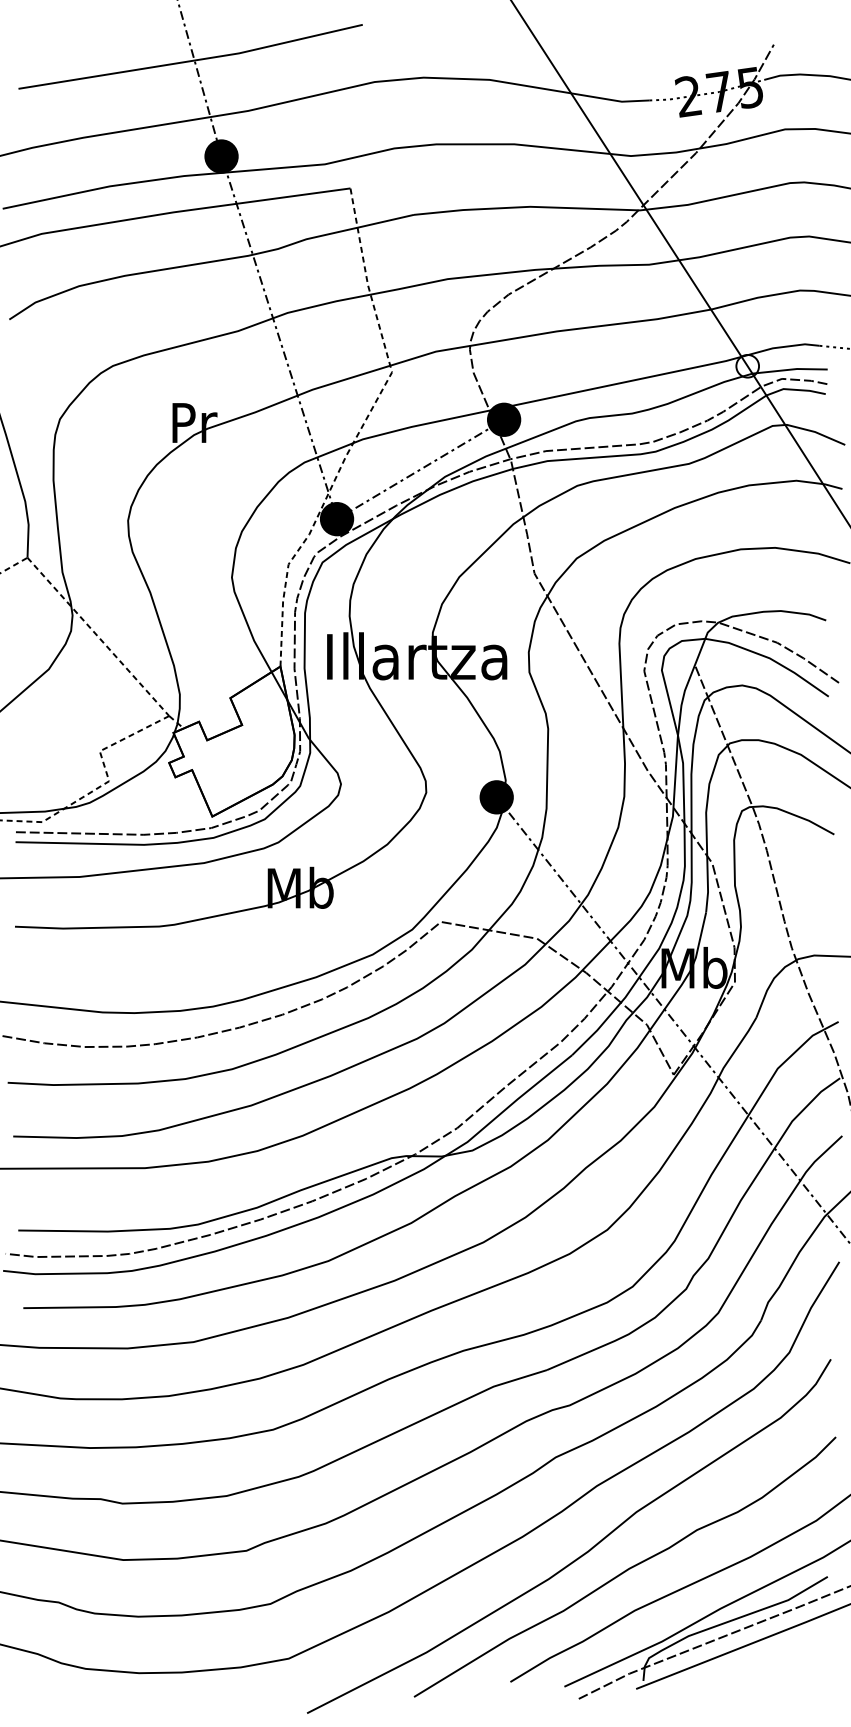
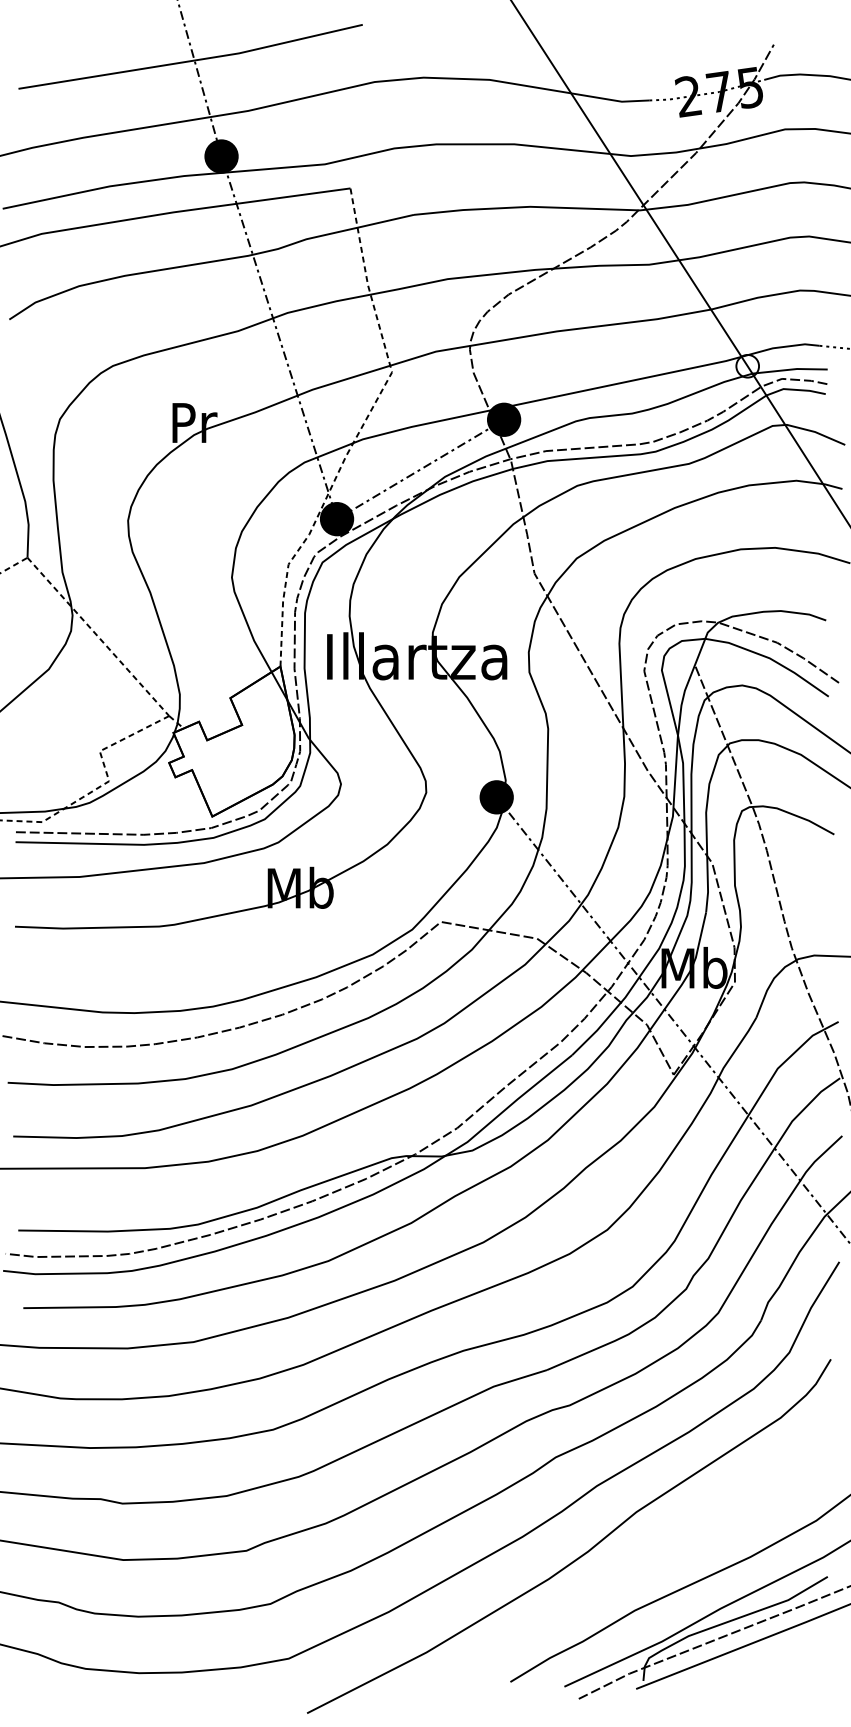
curve: present -> none (627, 1568)
